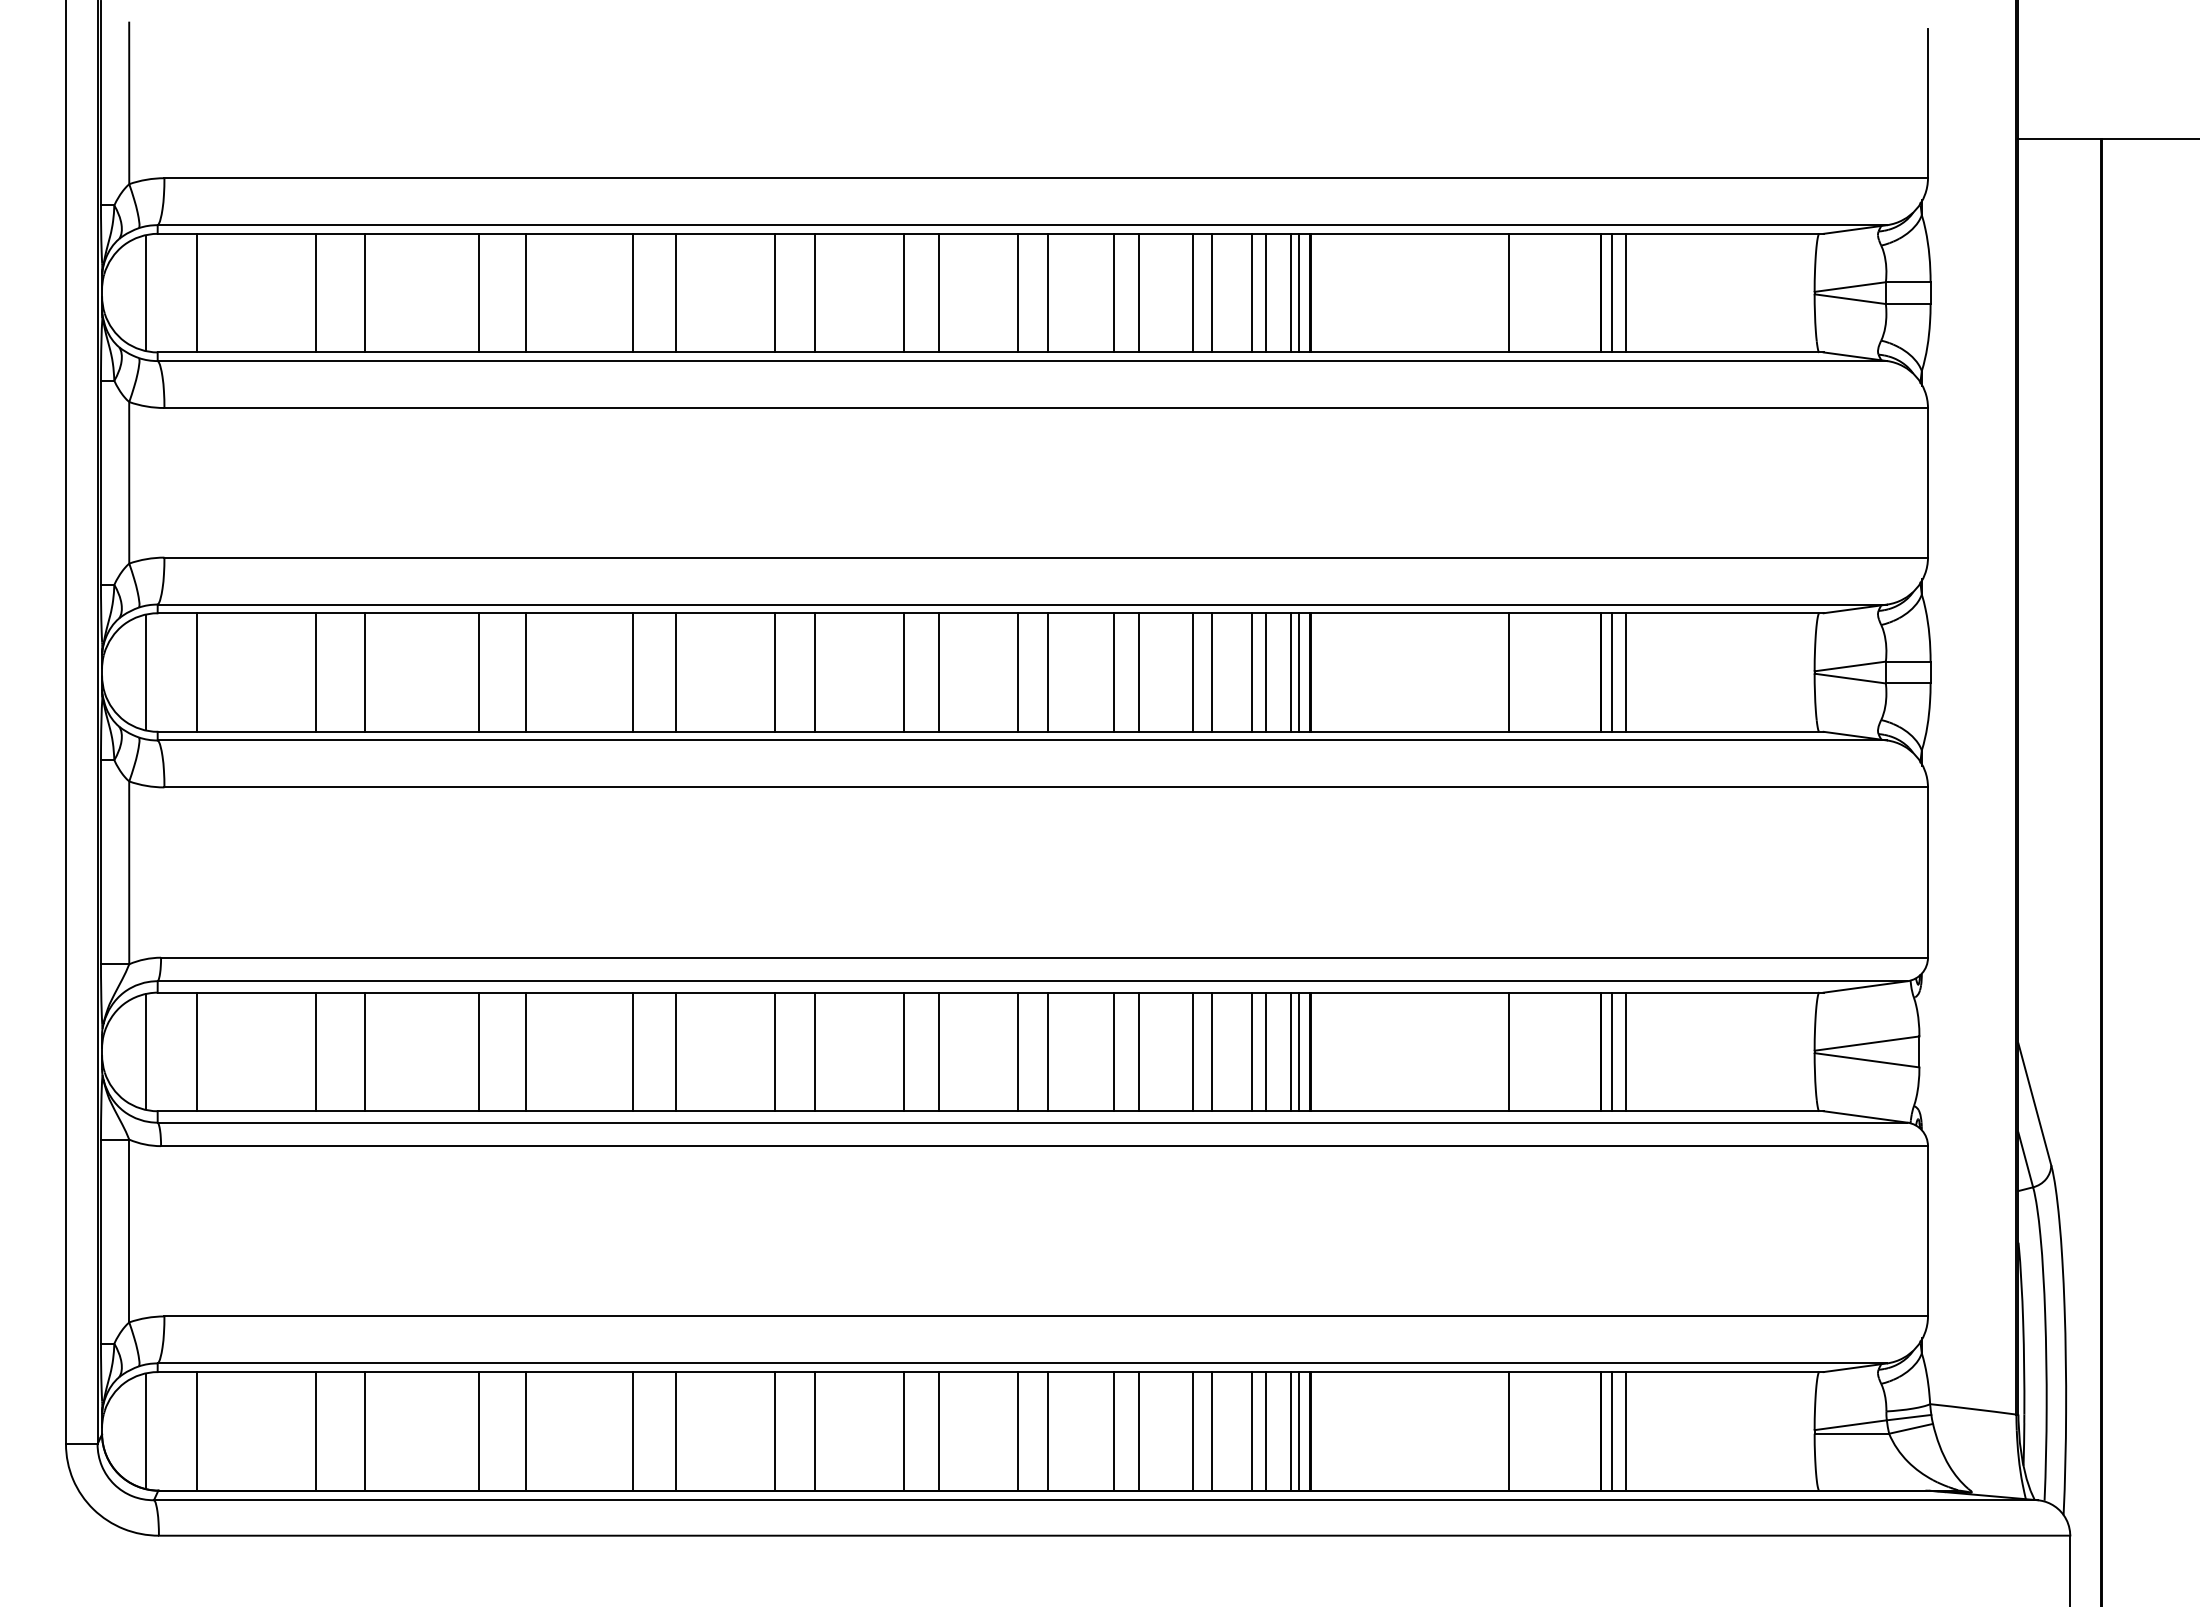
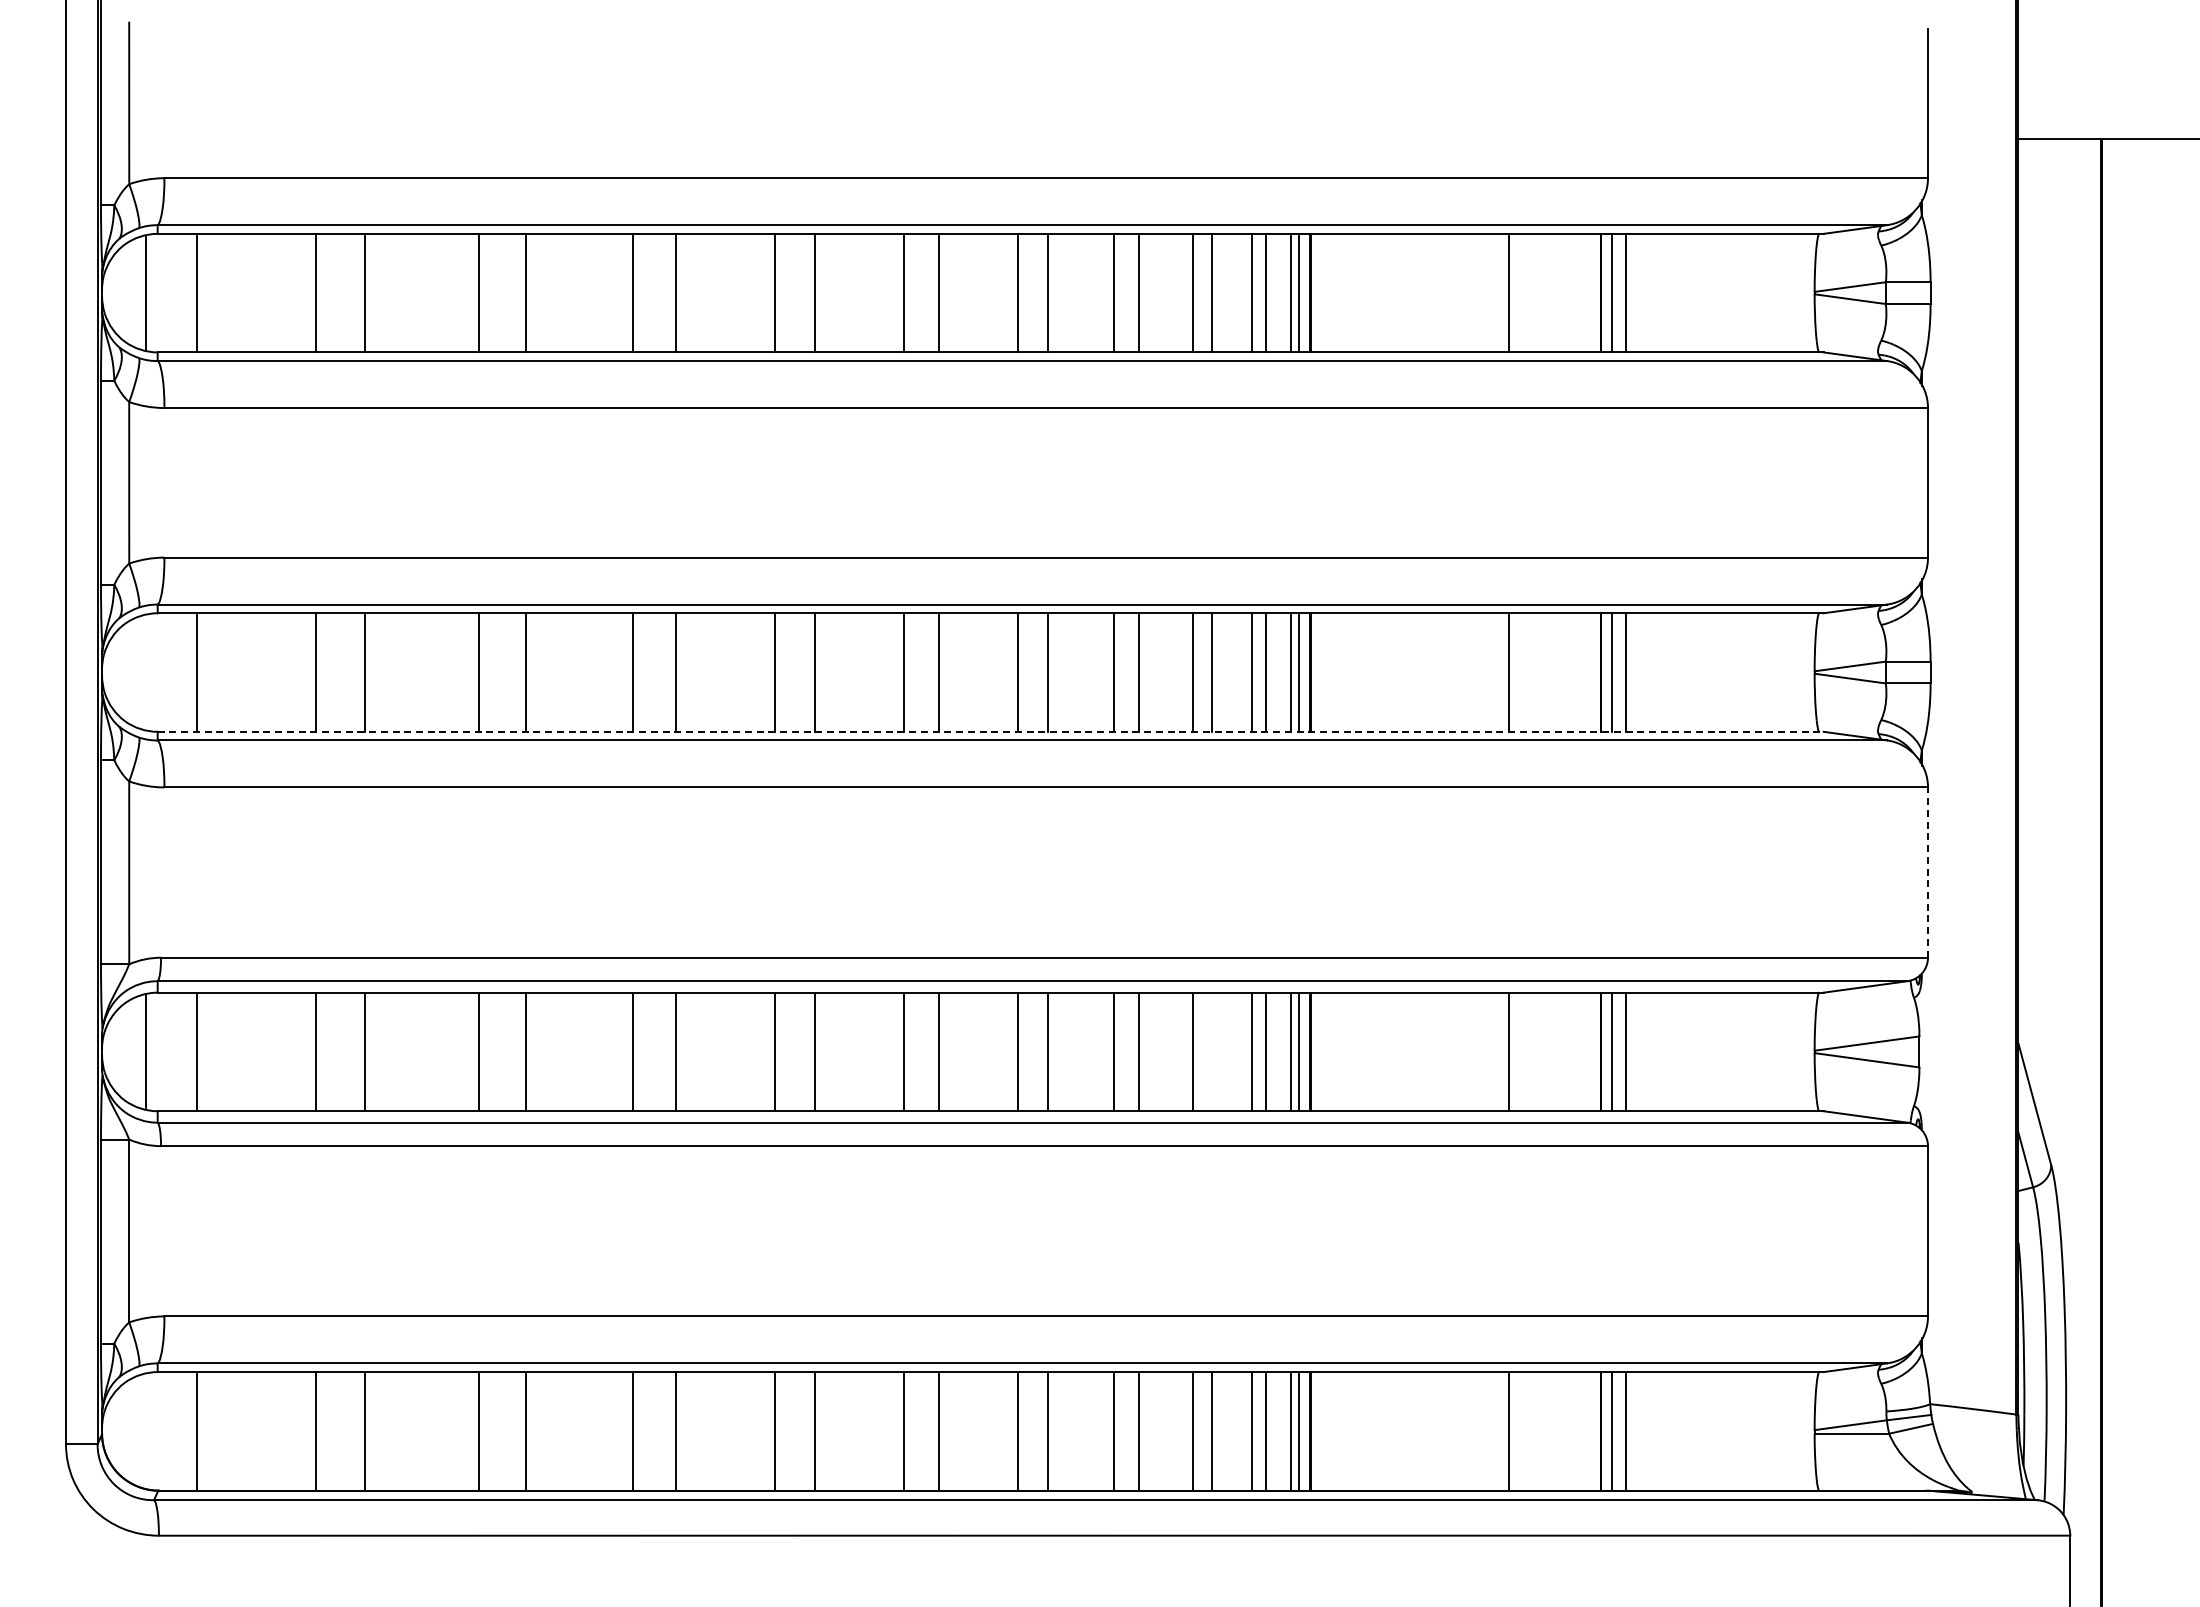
line: present -> none (146, 672)
line: solid -> dashed (990, 731)
line: solid -> dashed (1927, 872)
line: present -> none (1212, 1051)
line: present -> none (146, 1431)
